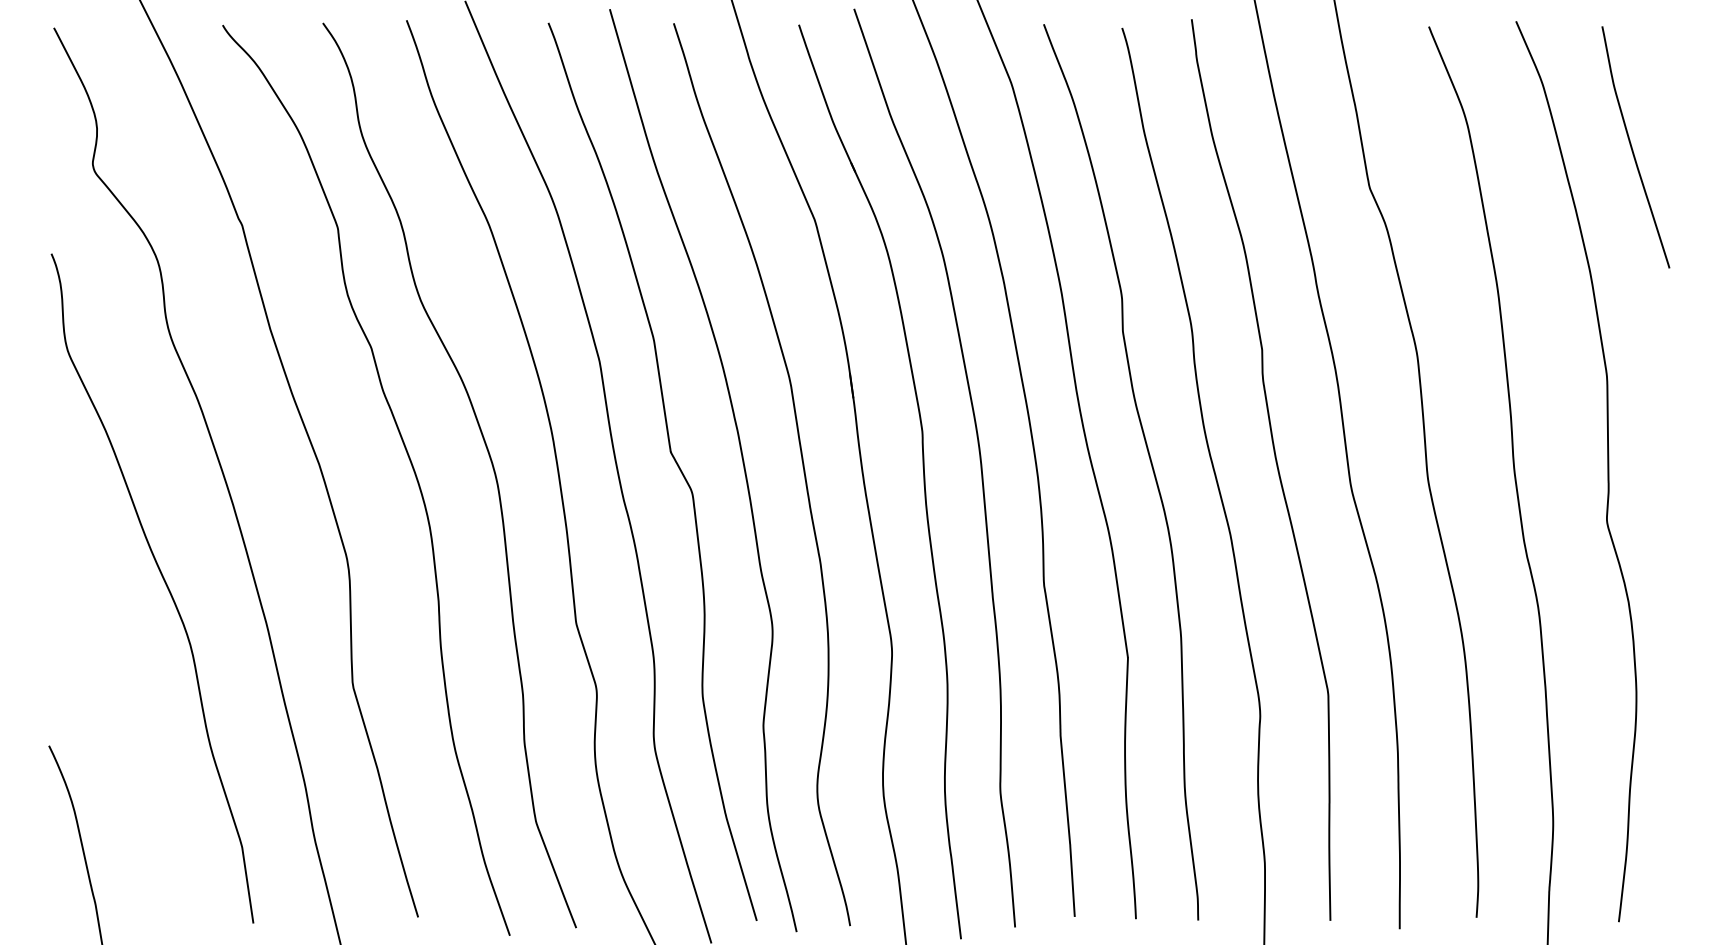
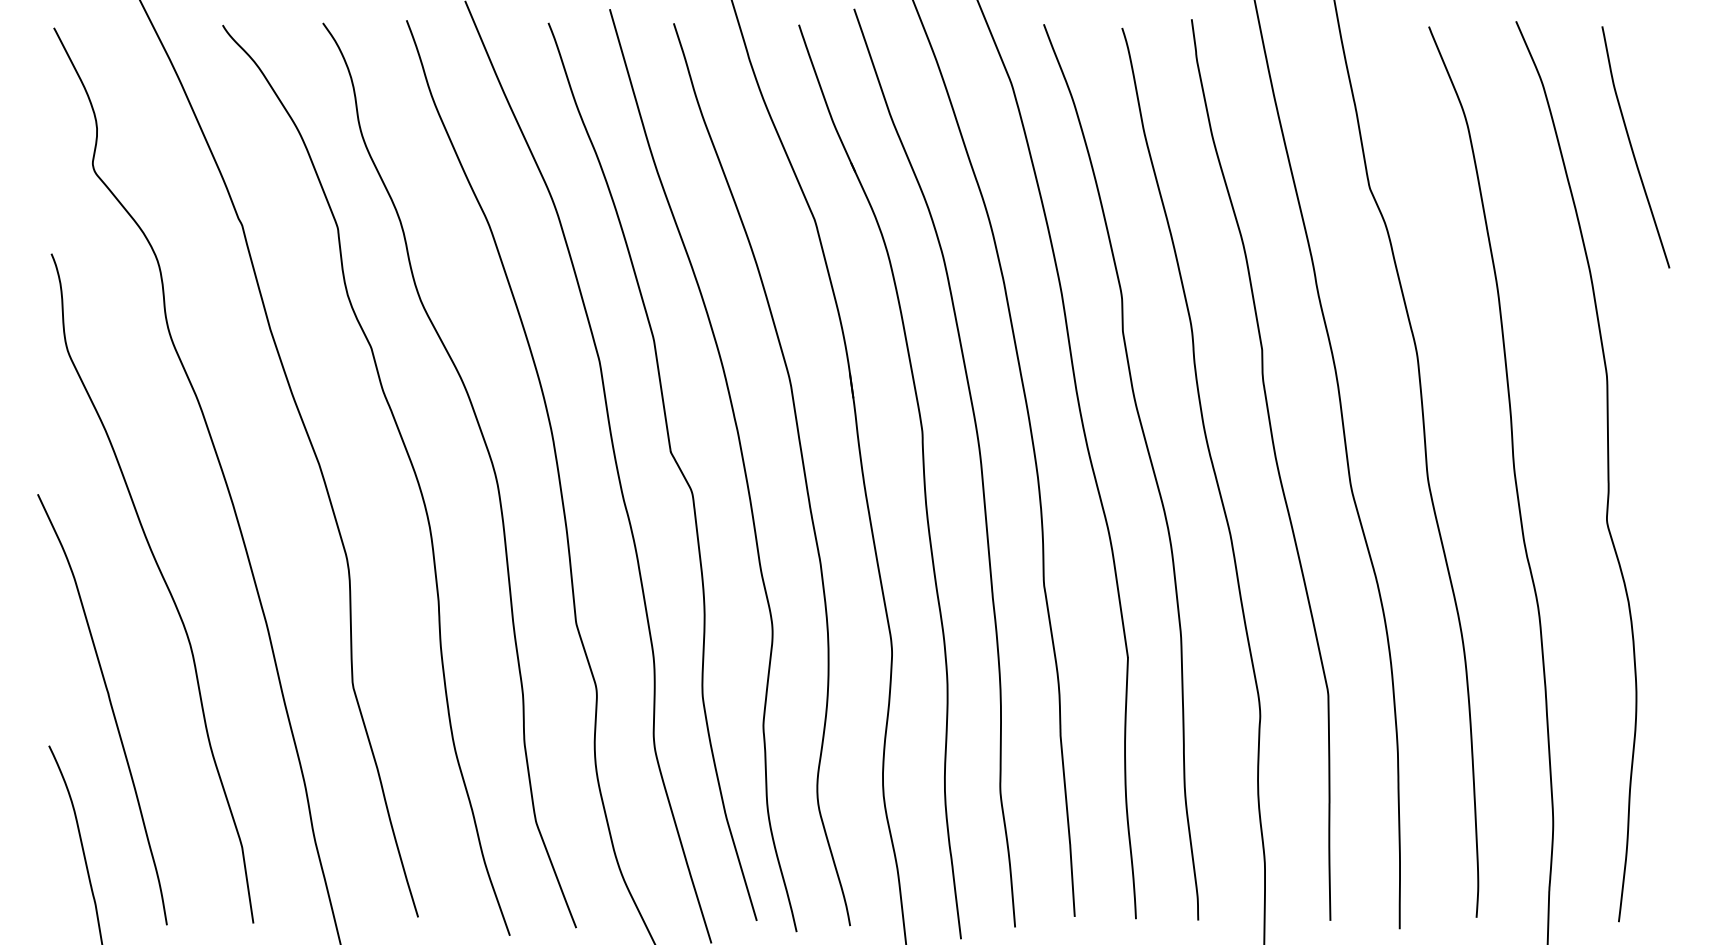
curve: none -> present (110, 706)
